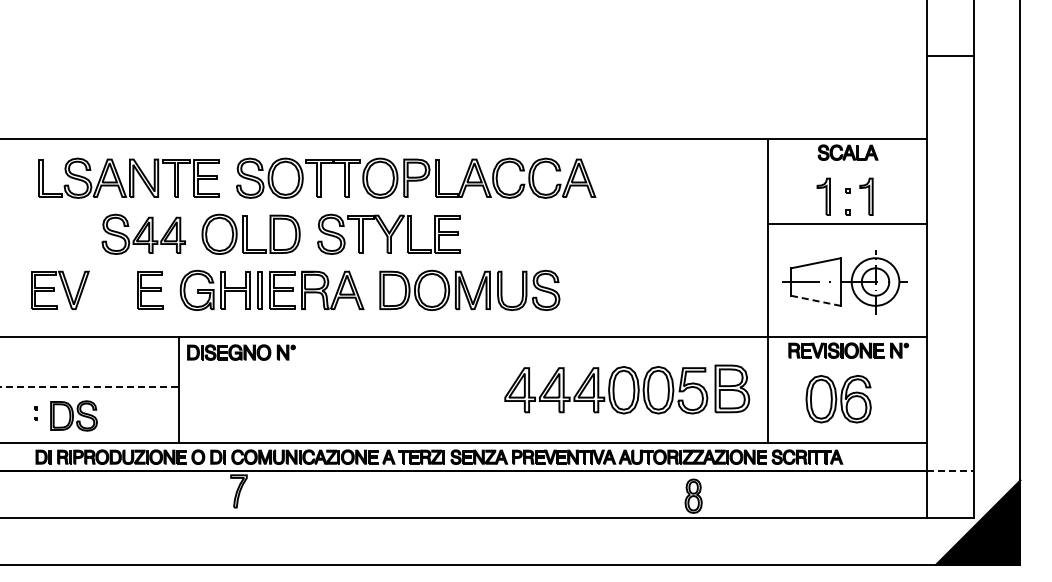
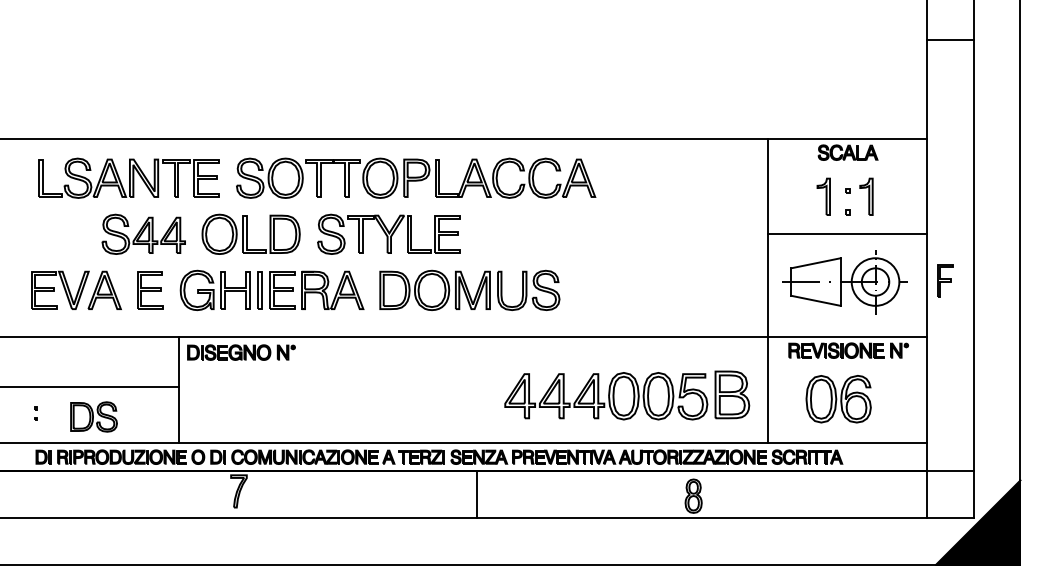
line position: (949, 55) -> (949, 39) (949, 39)
line position: (847, 223) -> (847, 233) (847, 233)
part: none -> present (945, 280)
part: none -> present (104, 289)
line: dashed -> solid (816, 300)
line: dashed -> solid (90, 386)
part position: (627, 389) -> (627, 395) (627, 395)
part position: (73, 415) -> (93, 416) (93, 416)
line: dashed -> solid (950, 471)
line: none -> present (477, 494)
